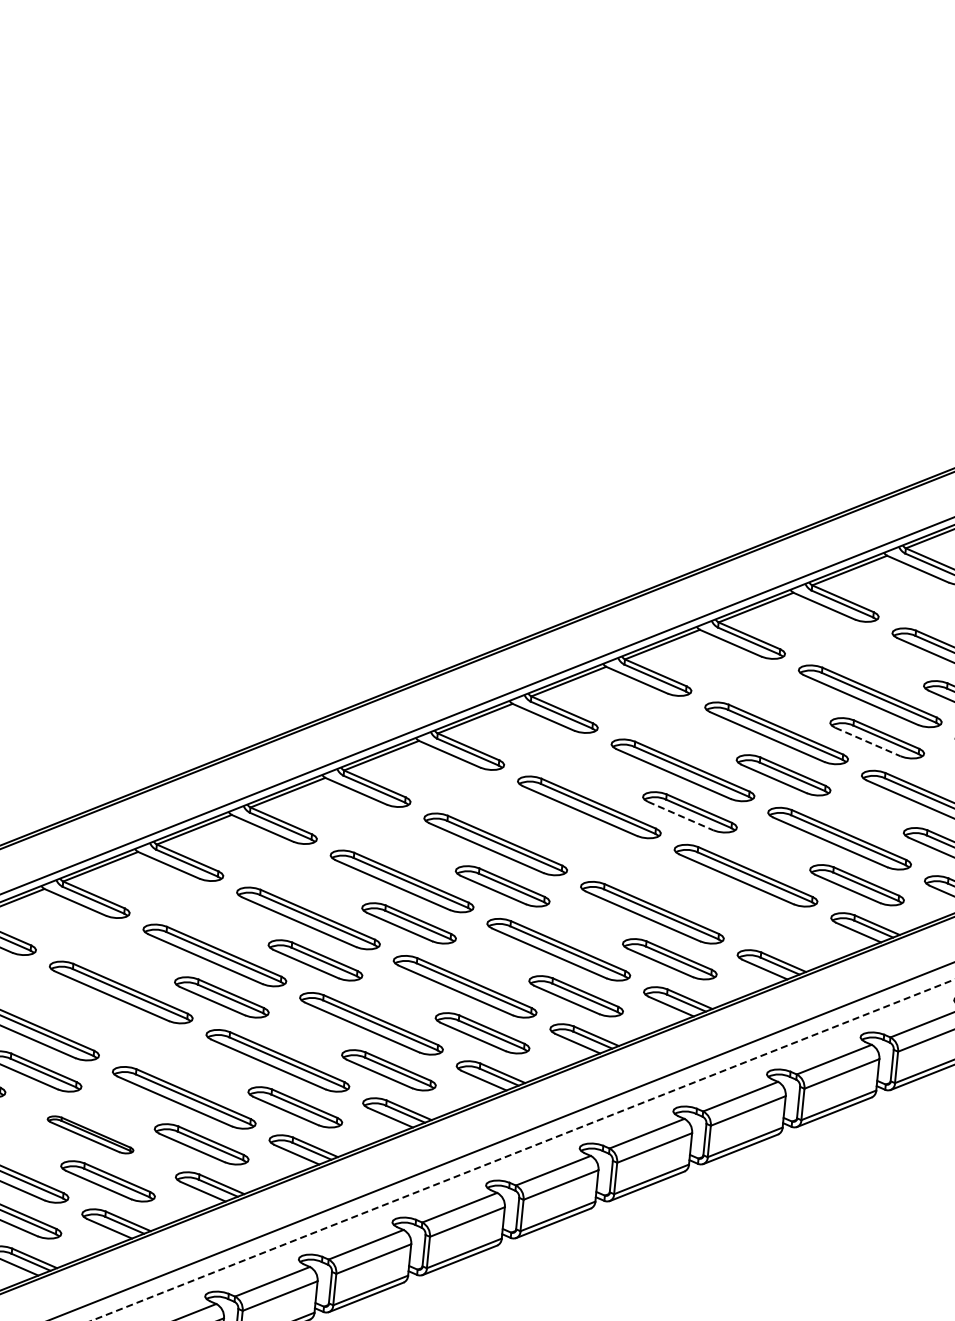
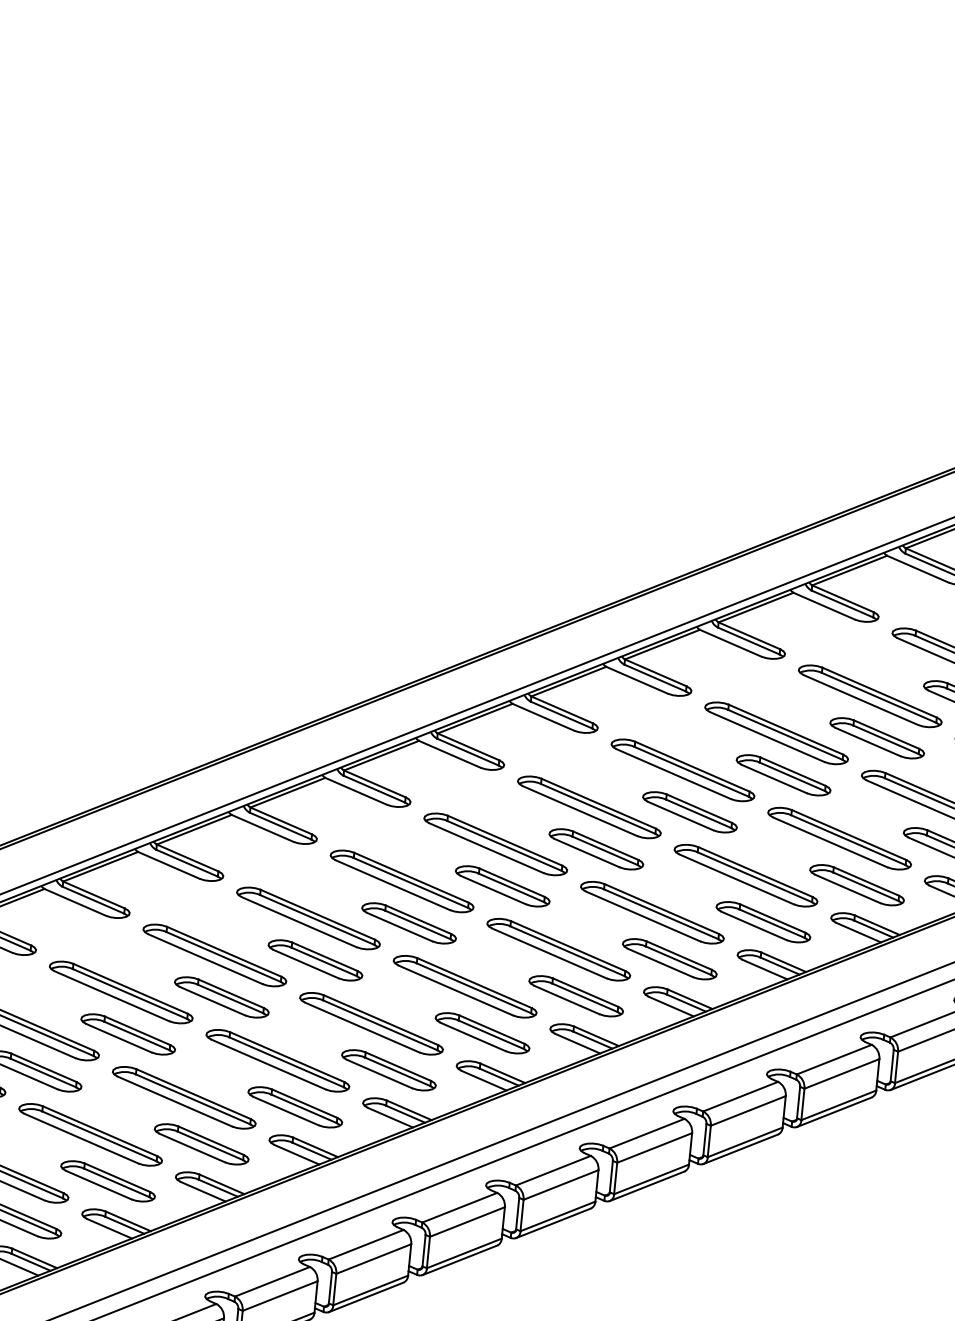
line: dashed -> solid (867, 742)
line: dashed -> solid (680, 816)
part: none -> present (596, 849)
part: none -> present (763, 922)
part: none -> present (128, 1034)
part size: 89x40 px -> 145x64 px (90, 1134)
line: dashed -> solid (523, 1150)
